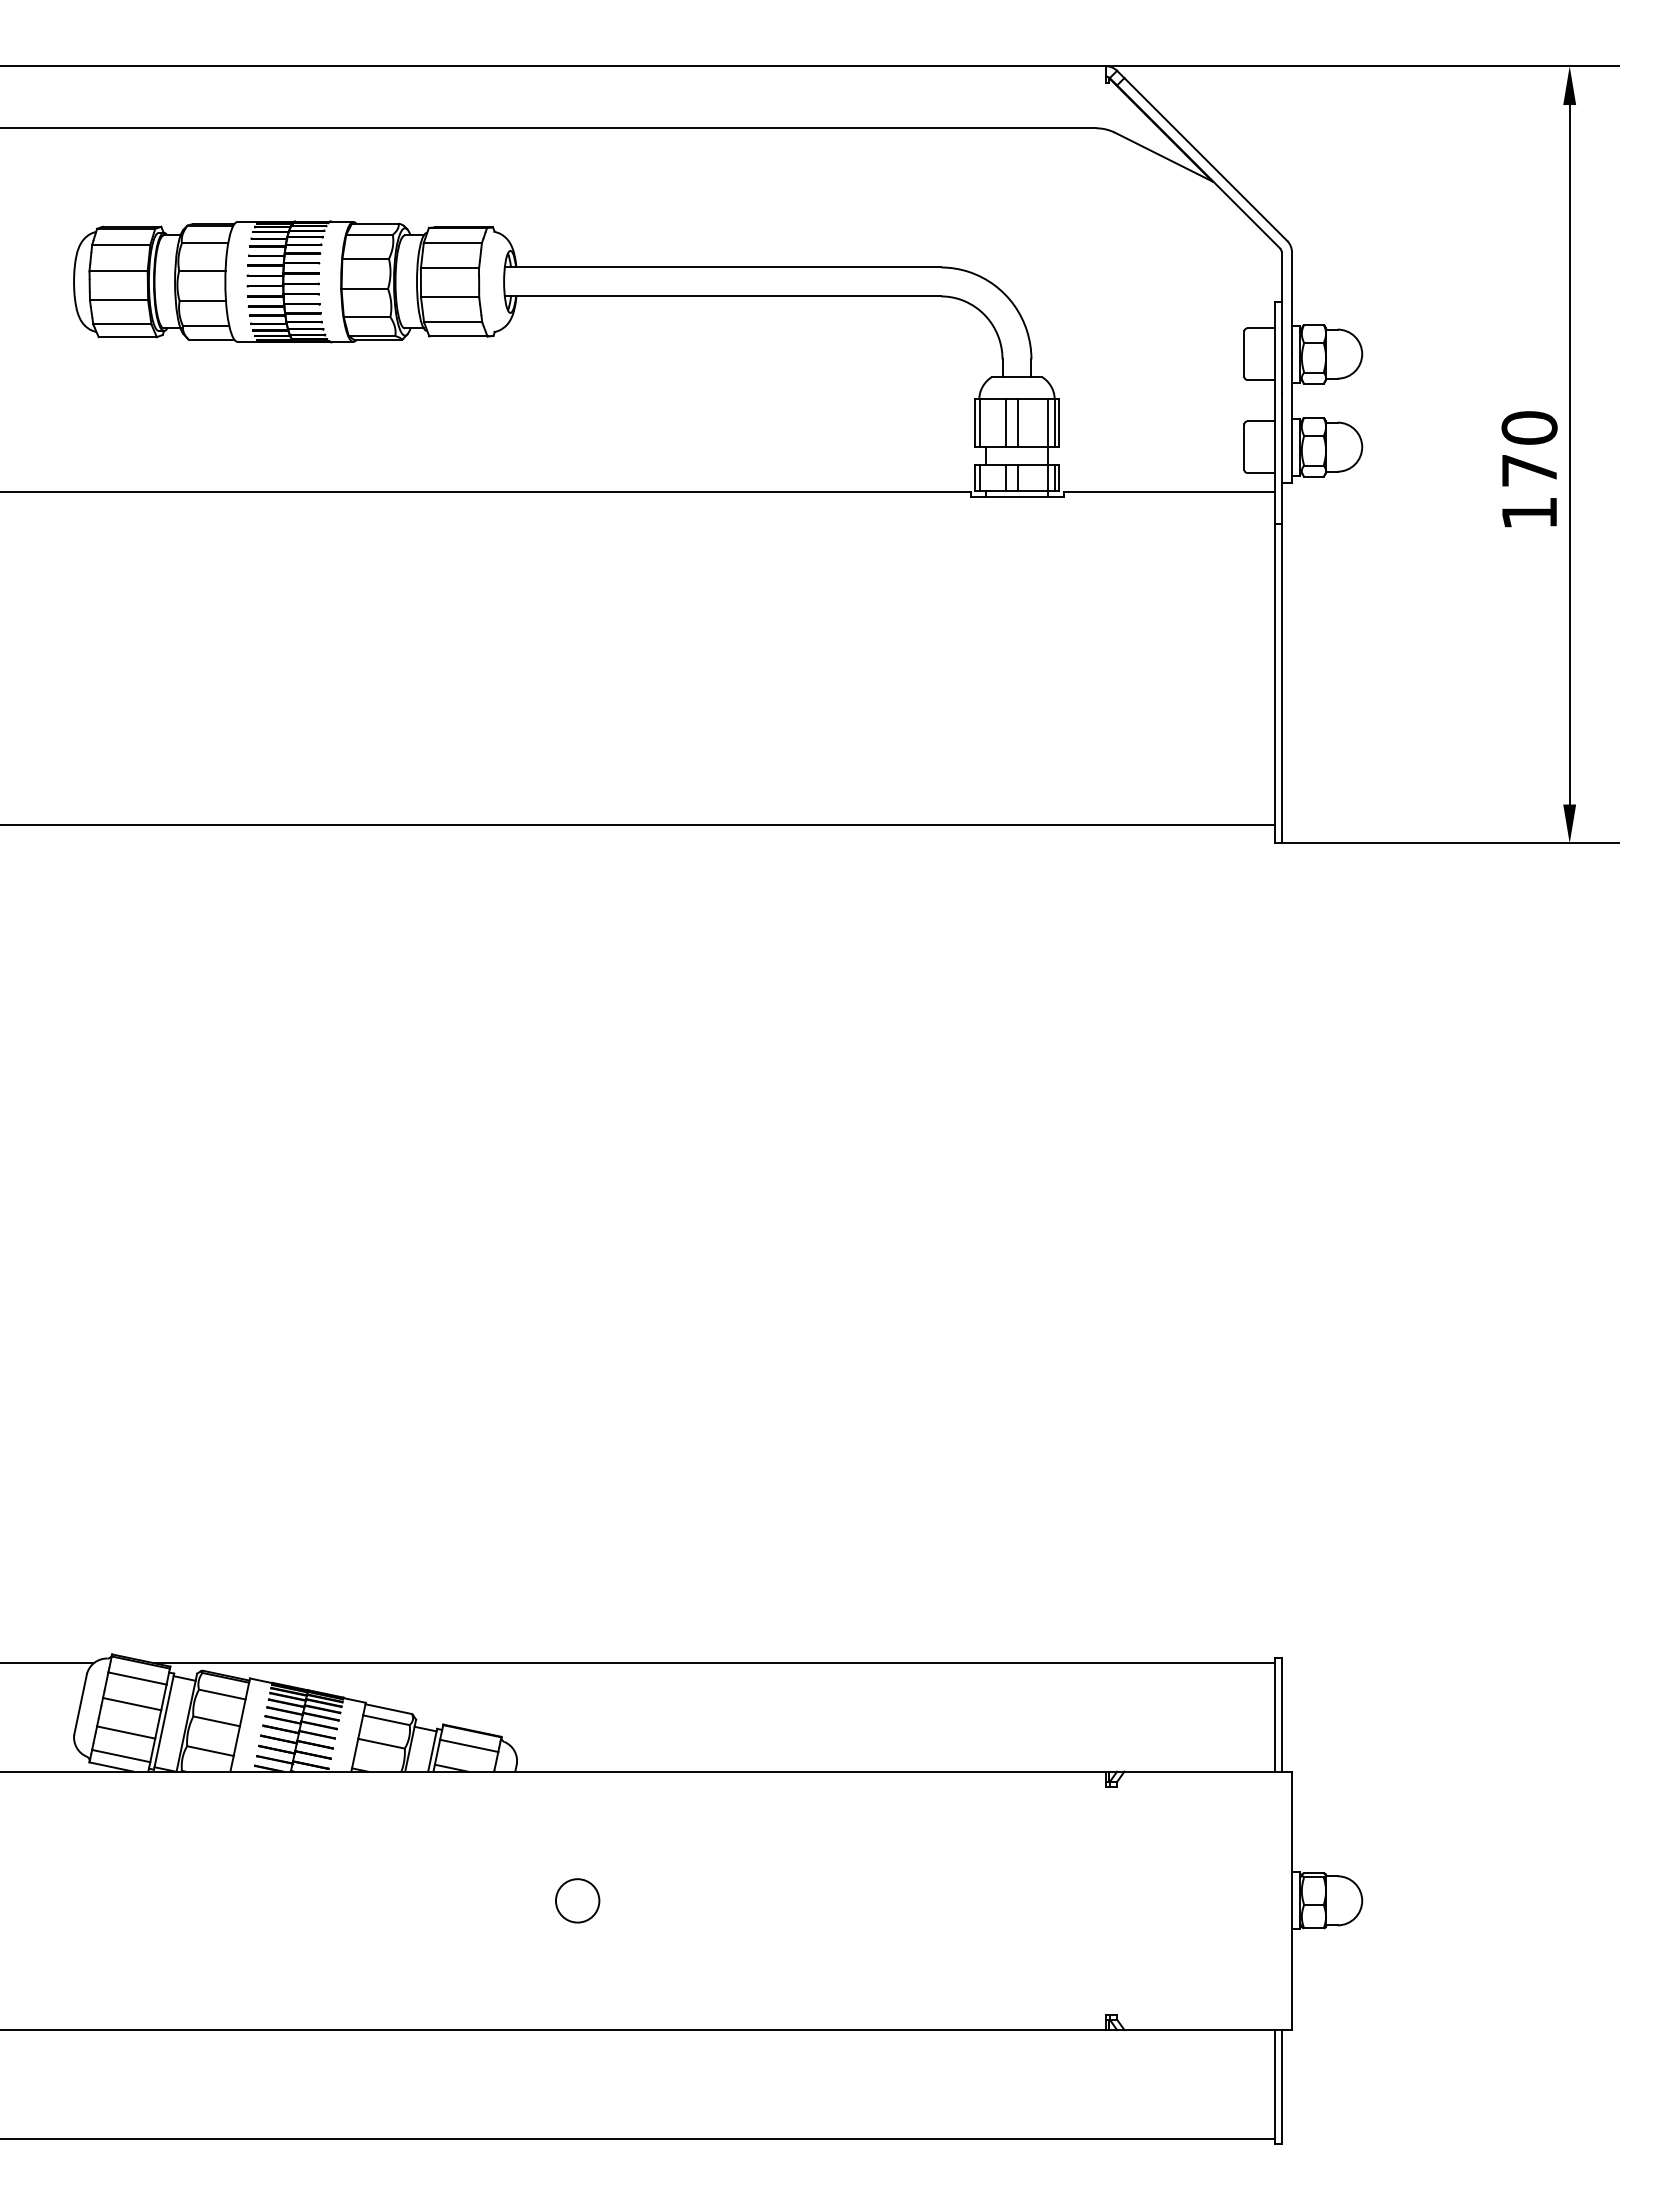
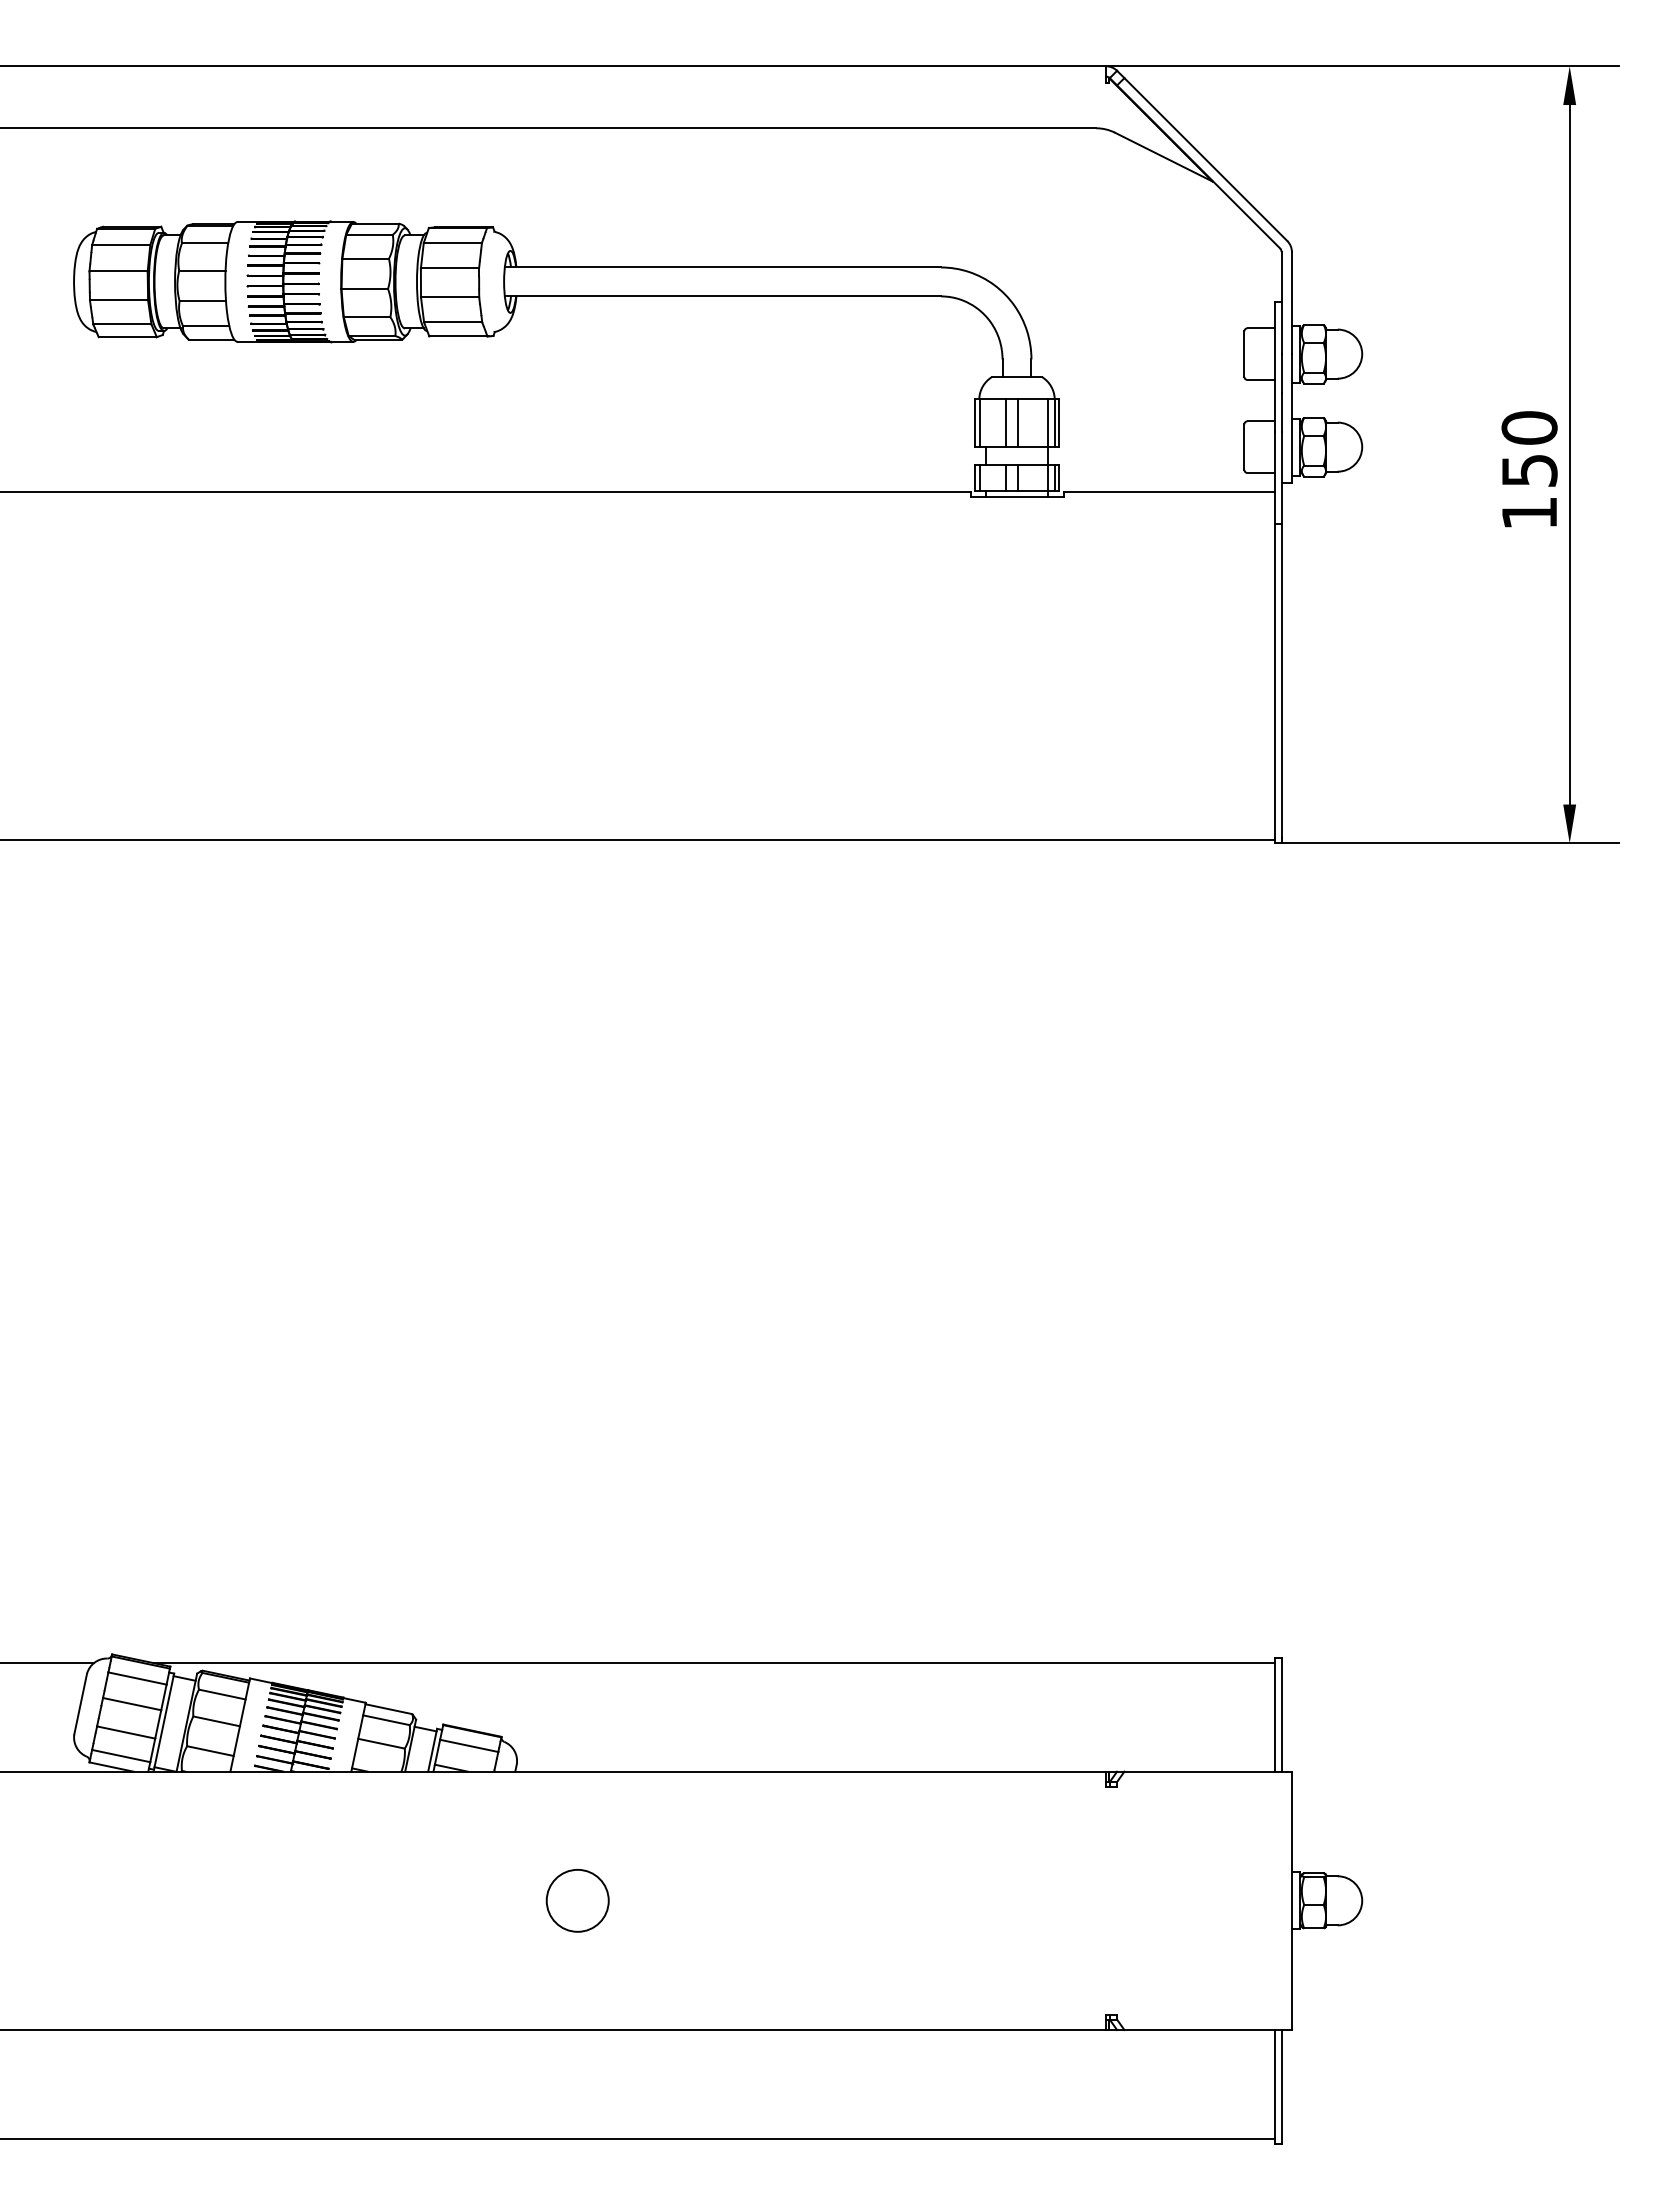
text: 170 -> 150 (1529, 470)
line position: (638, 825) -> (638, 840) (638, 840)
circle size: 46x46 px -> 65x64 px (577, 1900)
